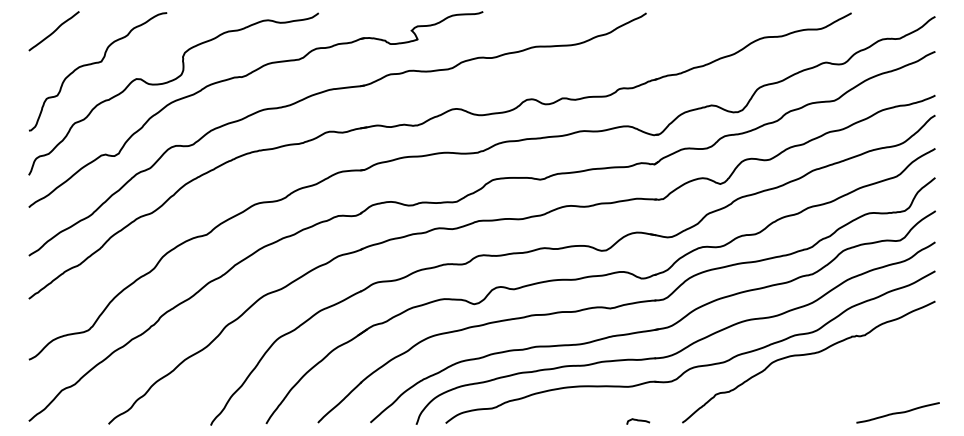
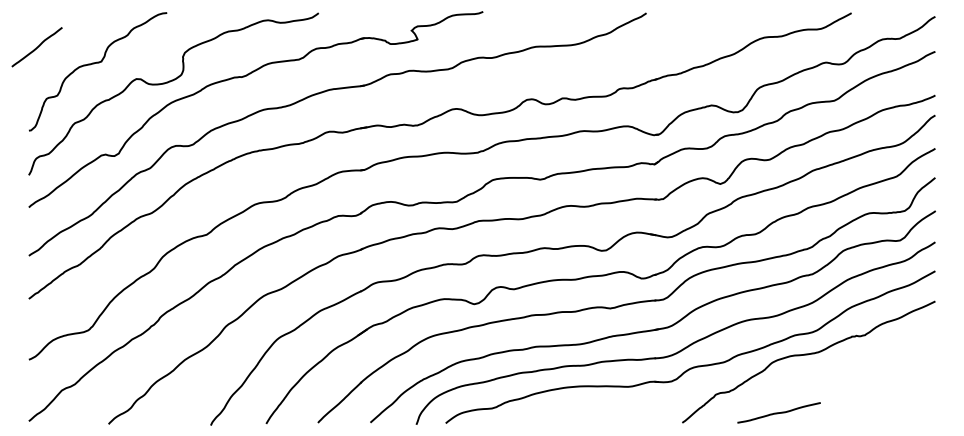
curve position: (53, 31) -> (36, 47) (36, 47)
curve position: (897, 412) -> (778, 412) (778, 412)
curve: present -> none (638, 421)
